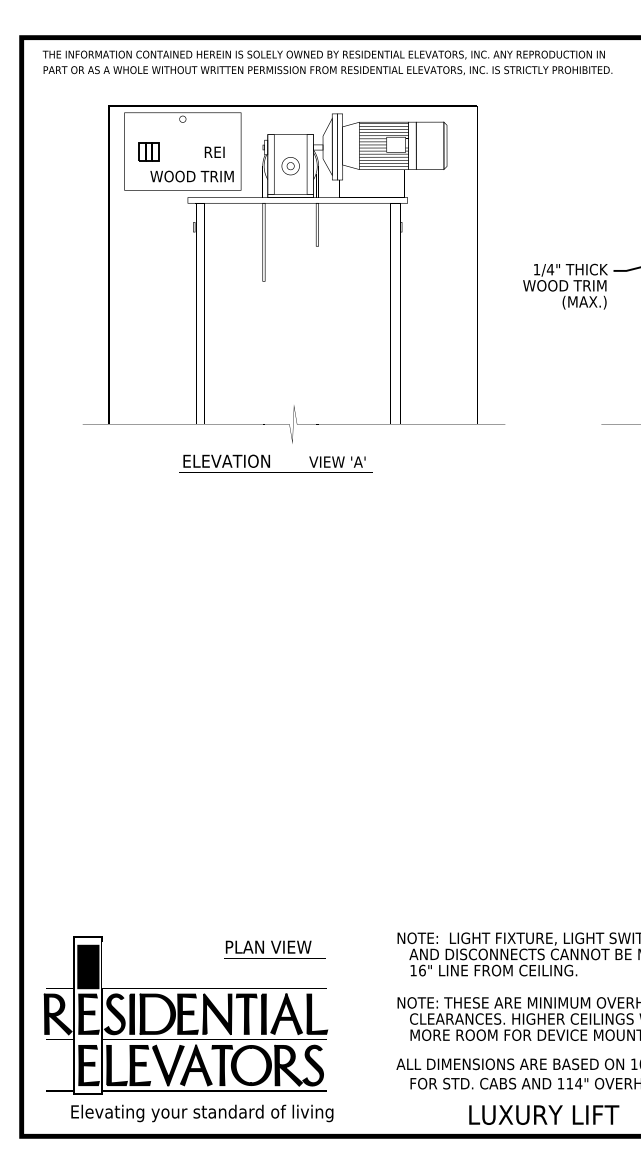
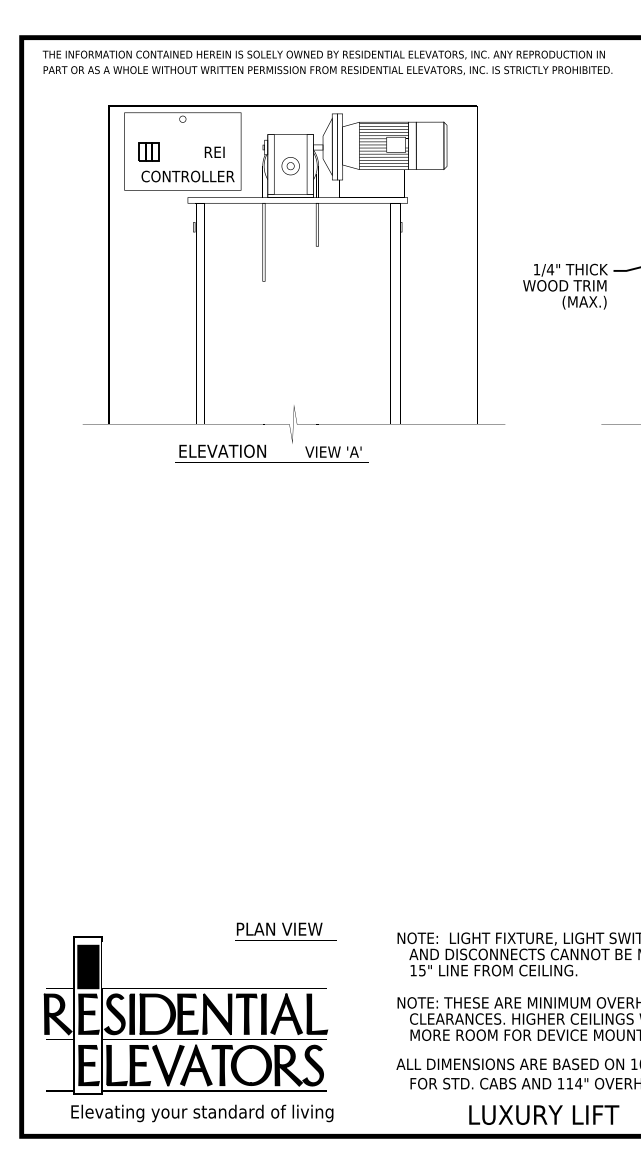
text: WOOD TRIM -> CONTROLLER (187, 176)
text position: (275, 463) -> (271, 453) (271, 453)
text position: (274, 949) -> (285, 931) (285, 931)
text: 16" -> 15" (422, 970)
